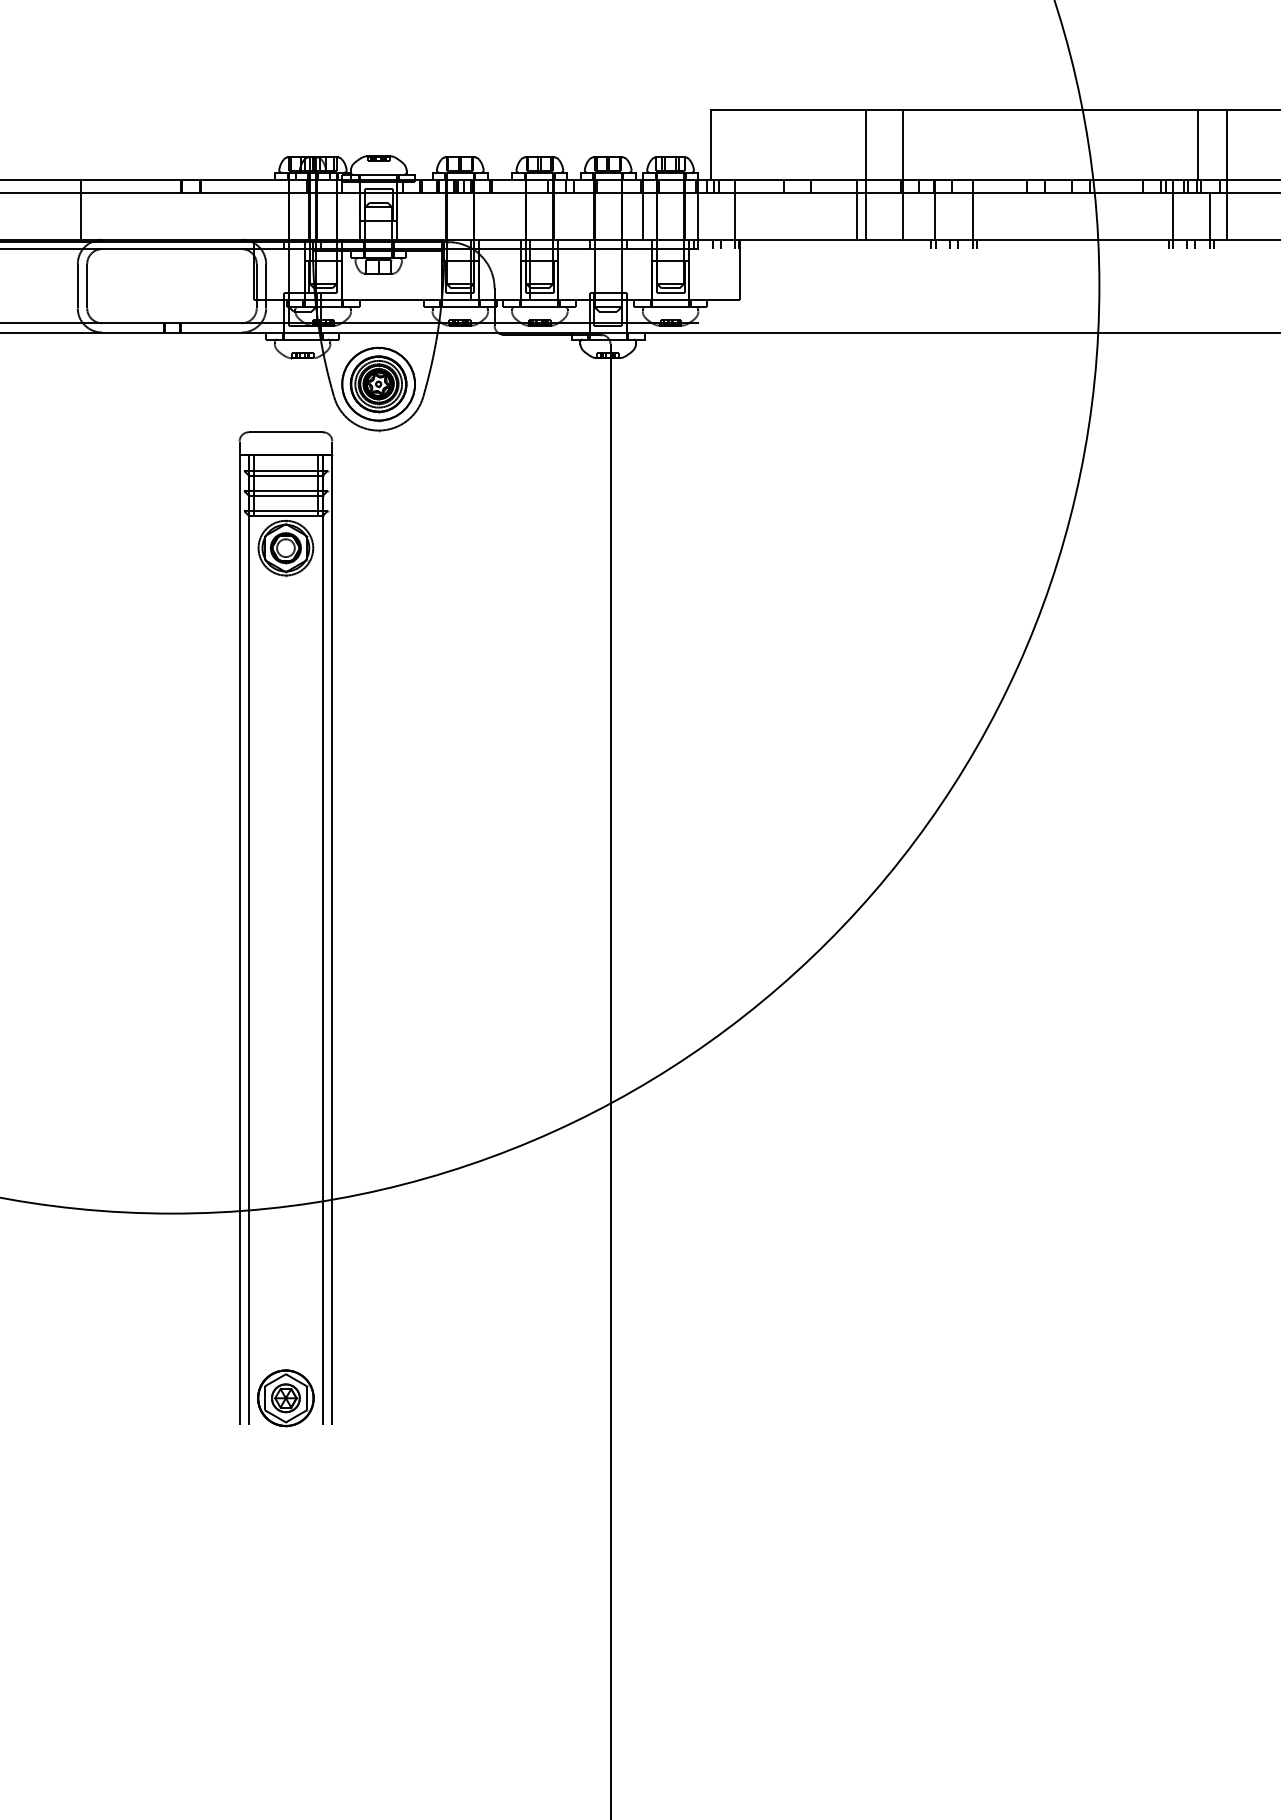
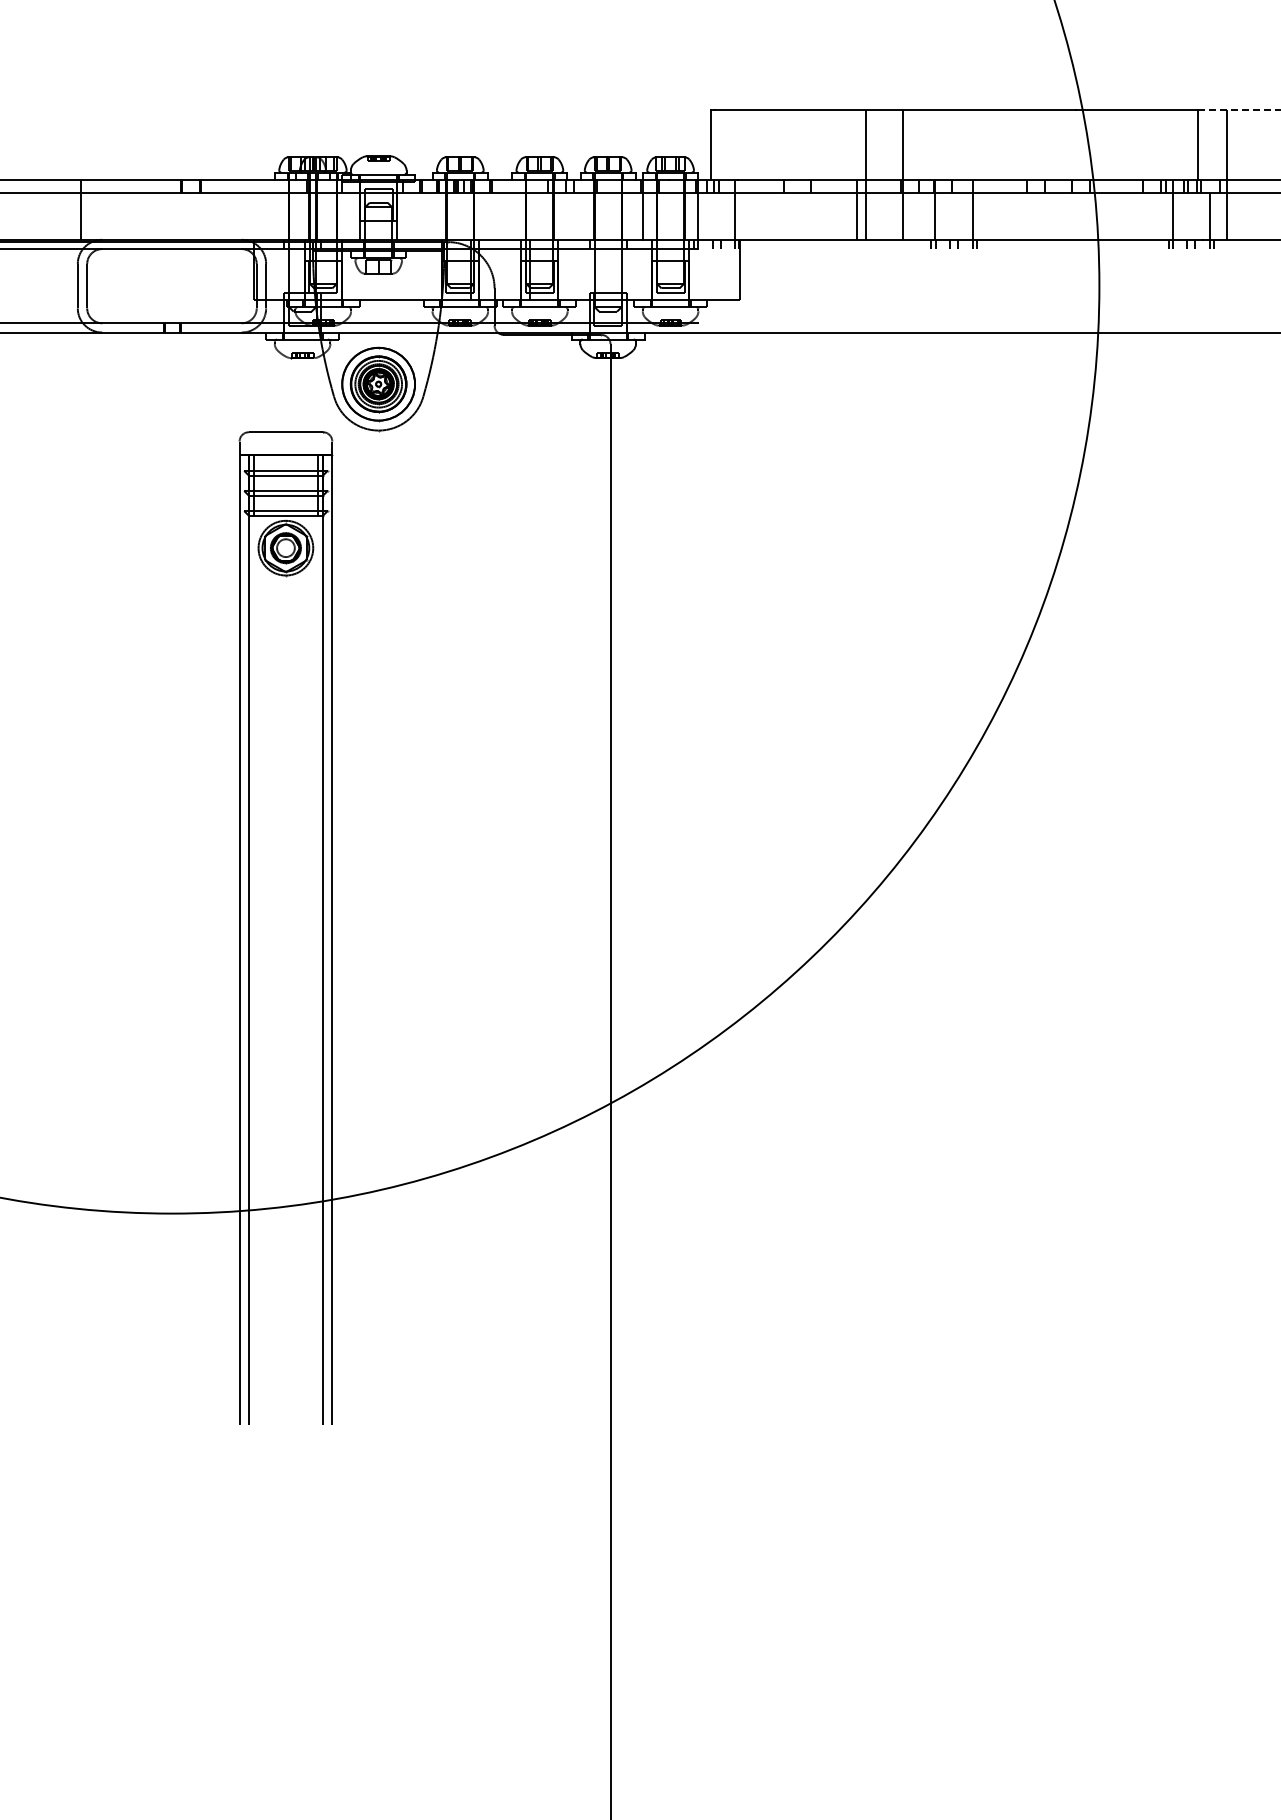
line: solid -> dashed (1239, 109)
part: present -> none (285, 1398)
